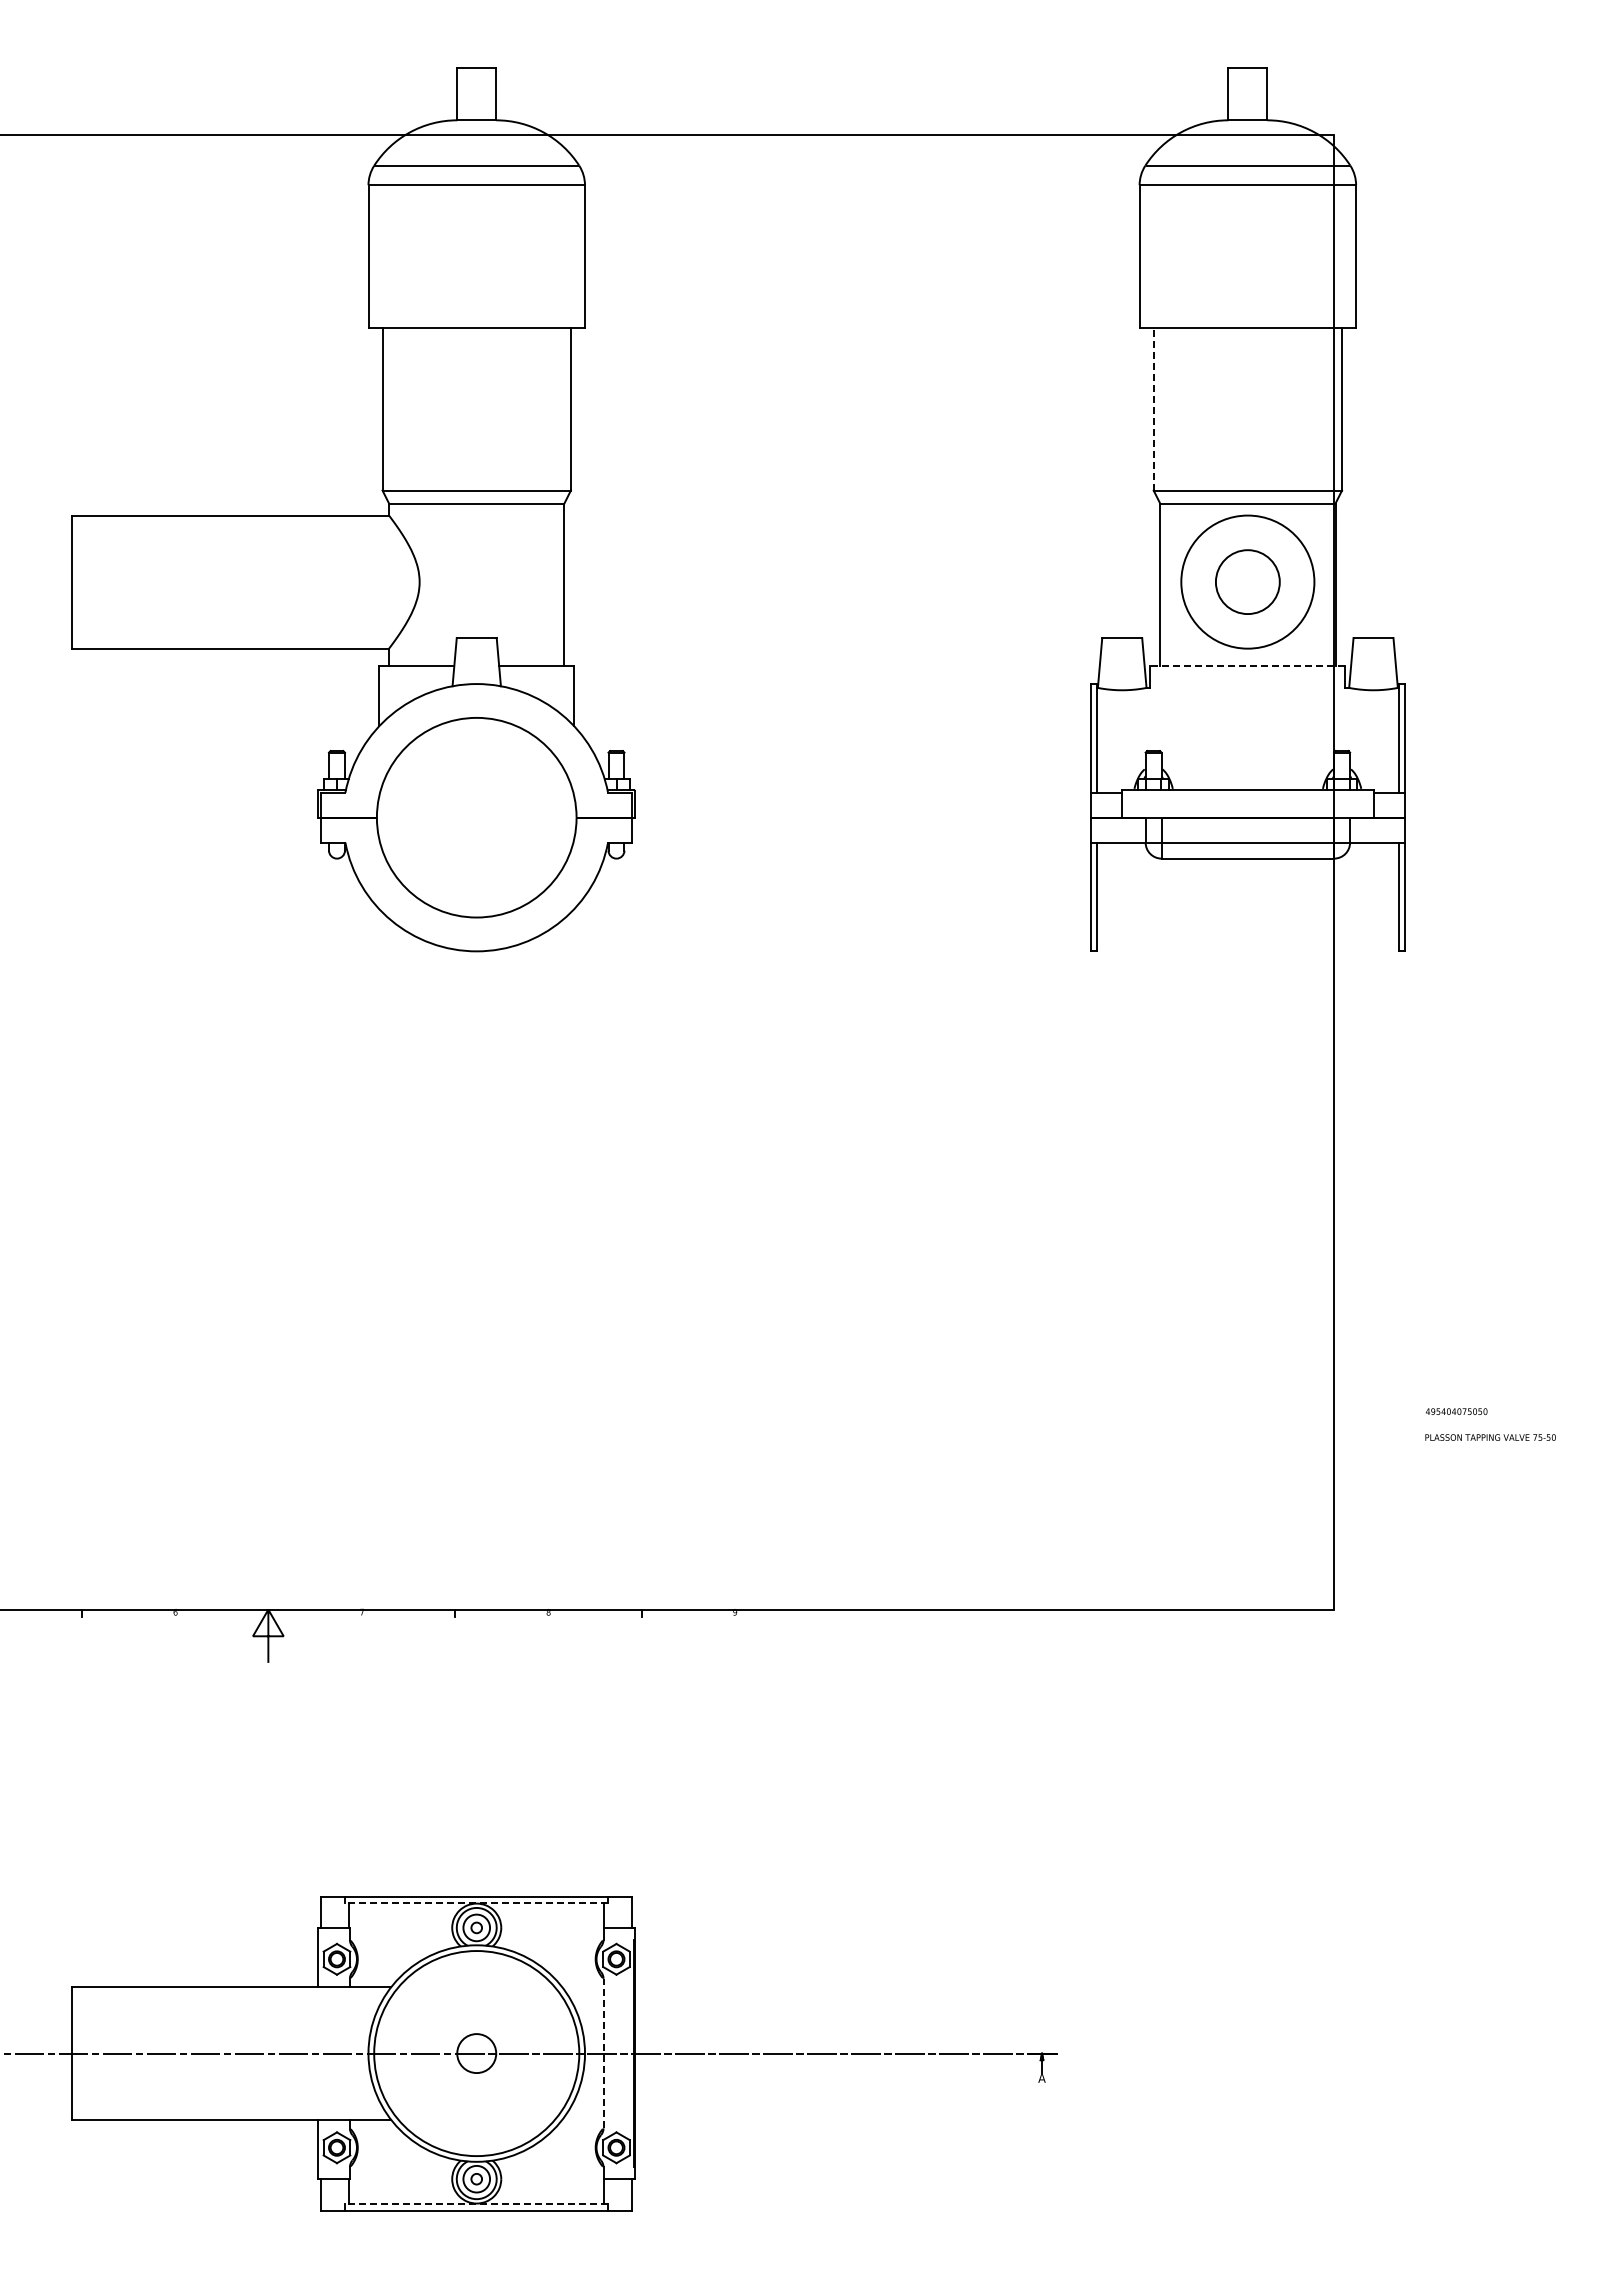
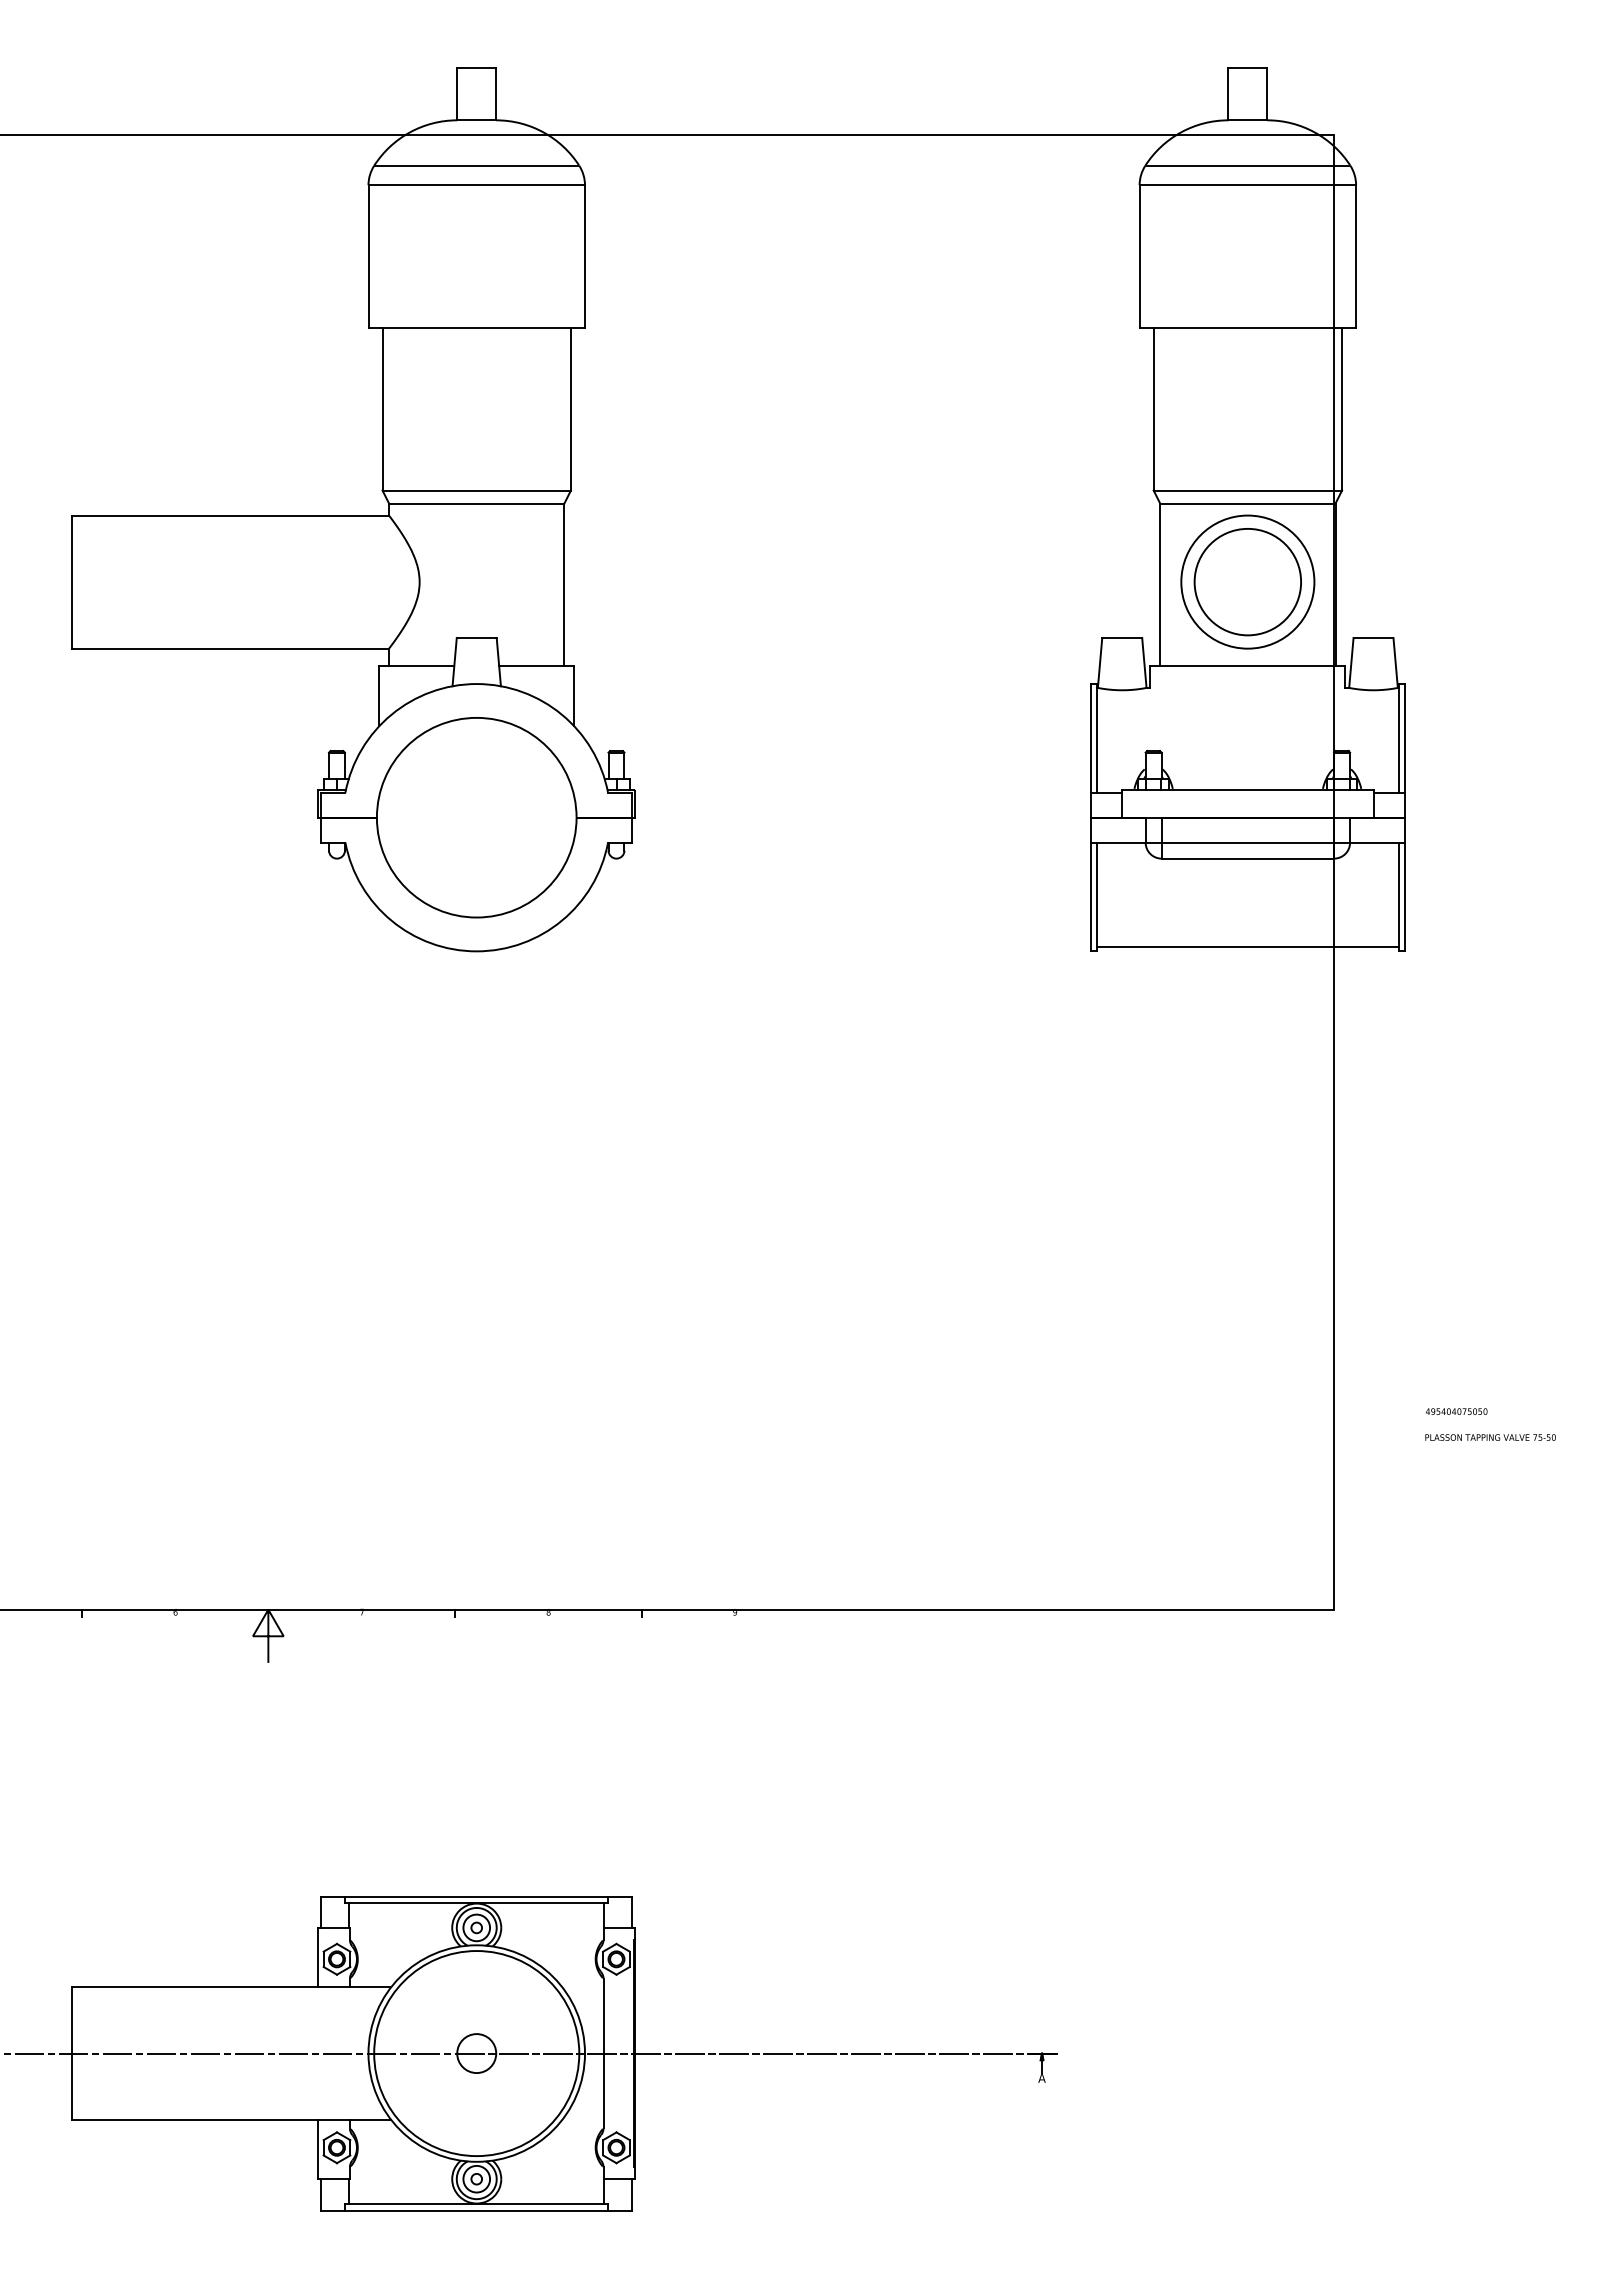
line: dashed -> solid (1153, 408)
circle diameter: 64 px -> 106 px (1247, 581)
line: dashed -> solid (1247, 665)
line: none -> present (1247, 947)
line: dashed -> solid (476, 1902)
line: dashed -> solid (603, 2053)
line: dashed -> solid (476, 2204)
